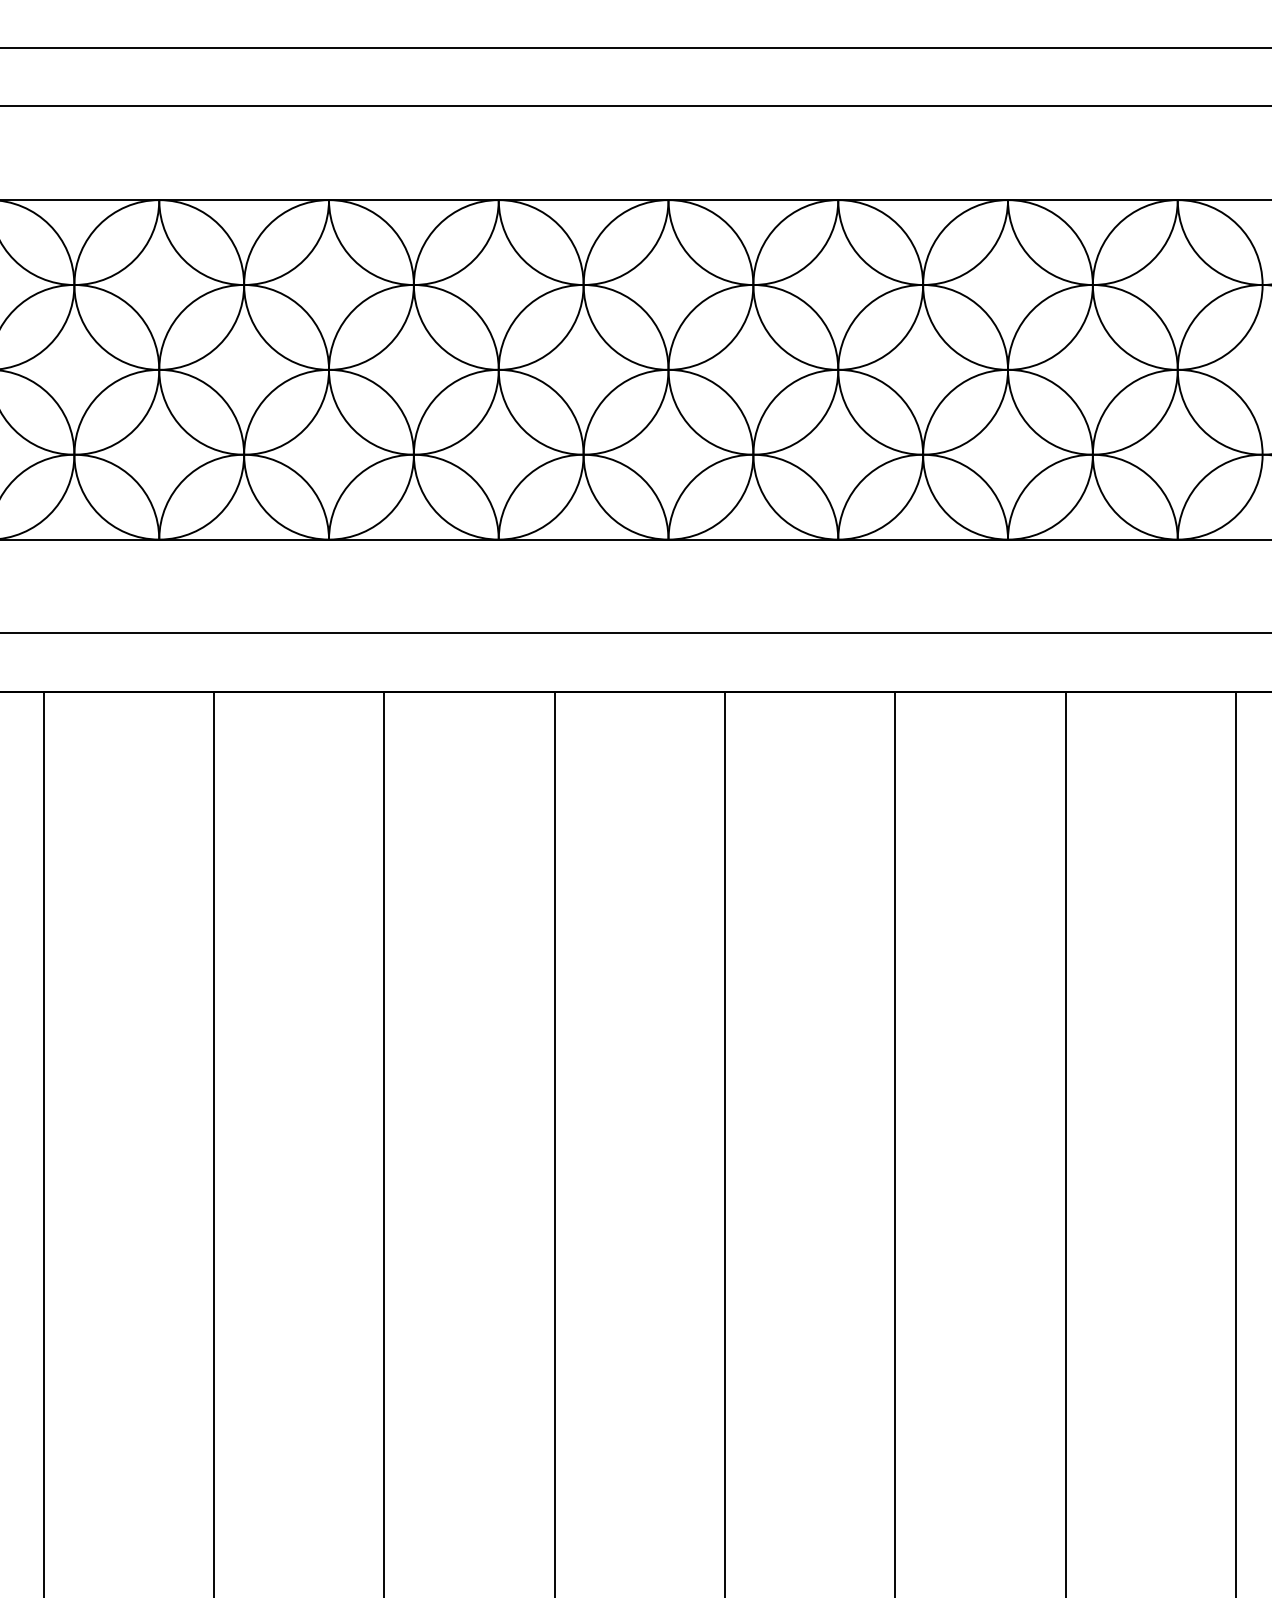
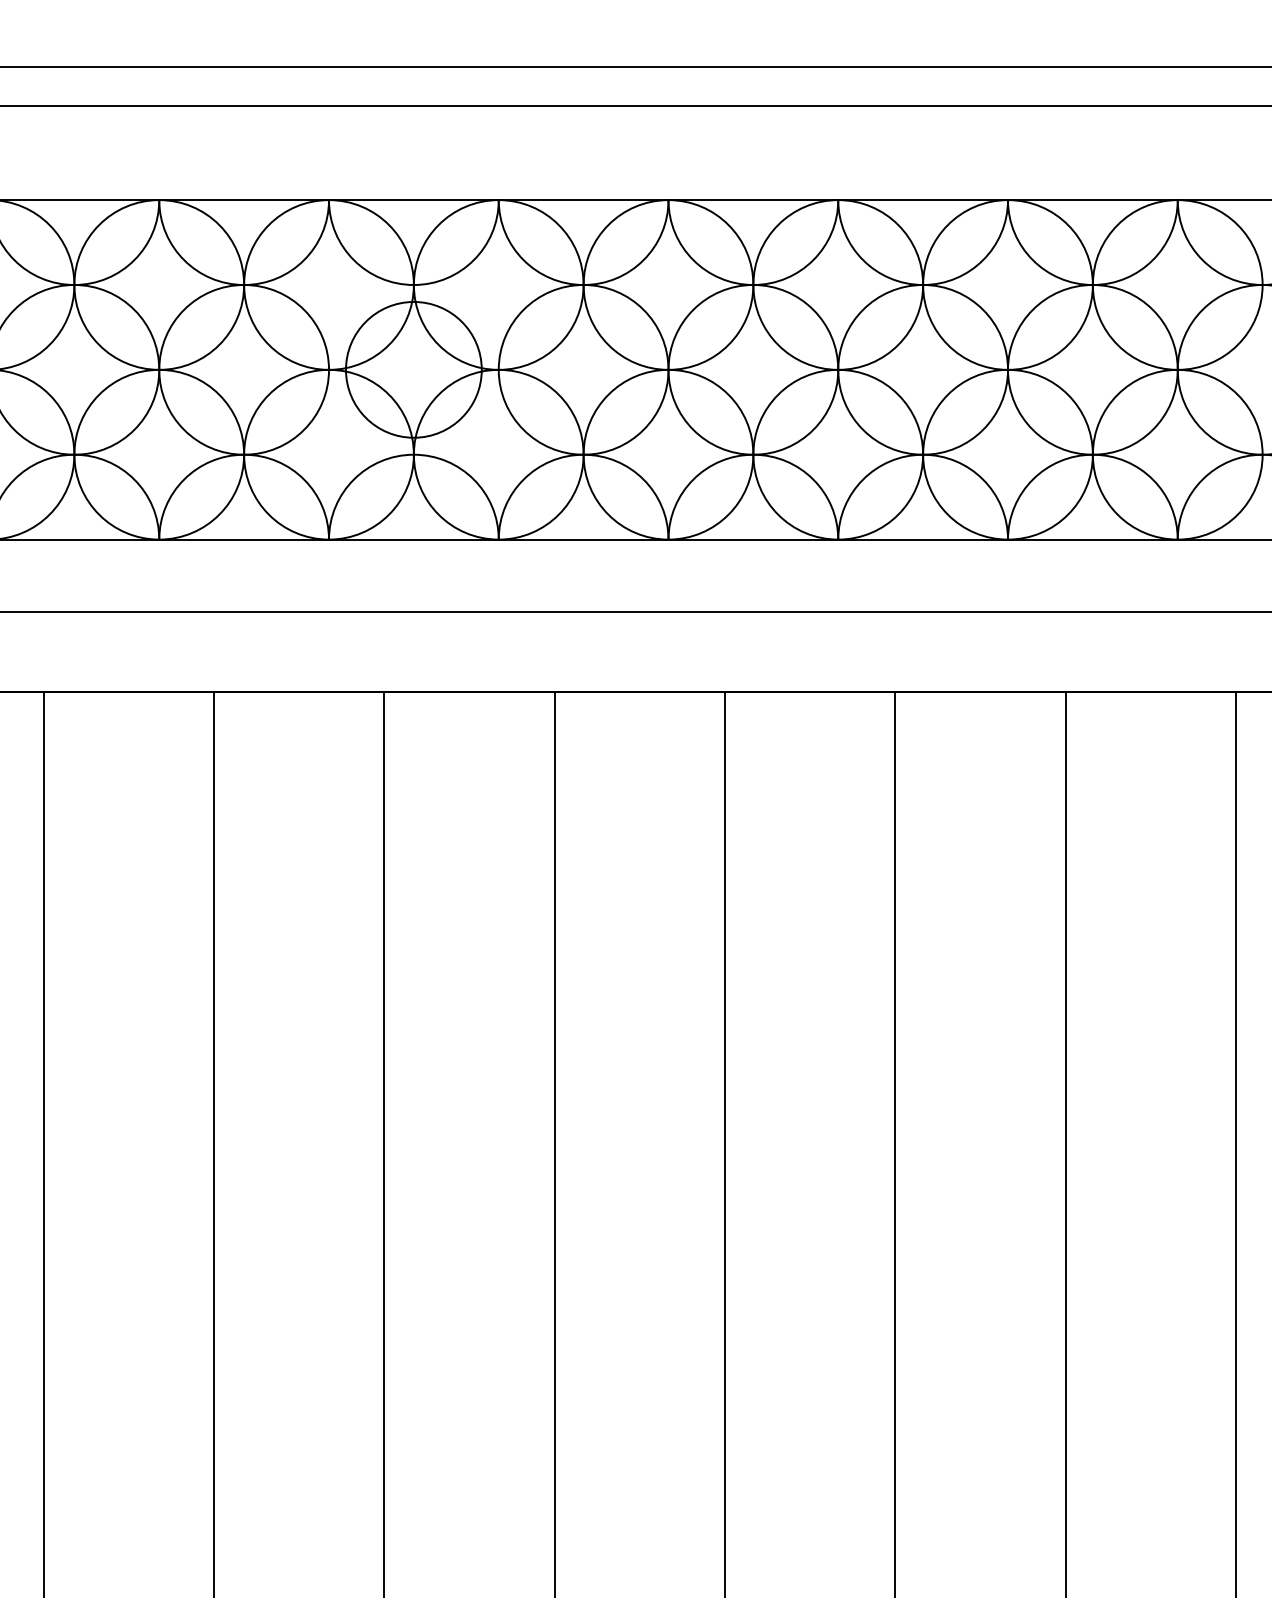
line position: (635, 47) -> (635, 66) (635, 66)
circle diameter: 170 px -> 136 px (413, 369)
line position: (635, 633) -> (635, 612) (635, 612)
